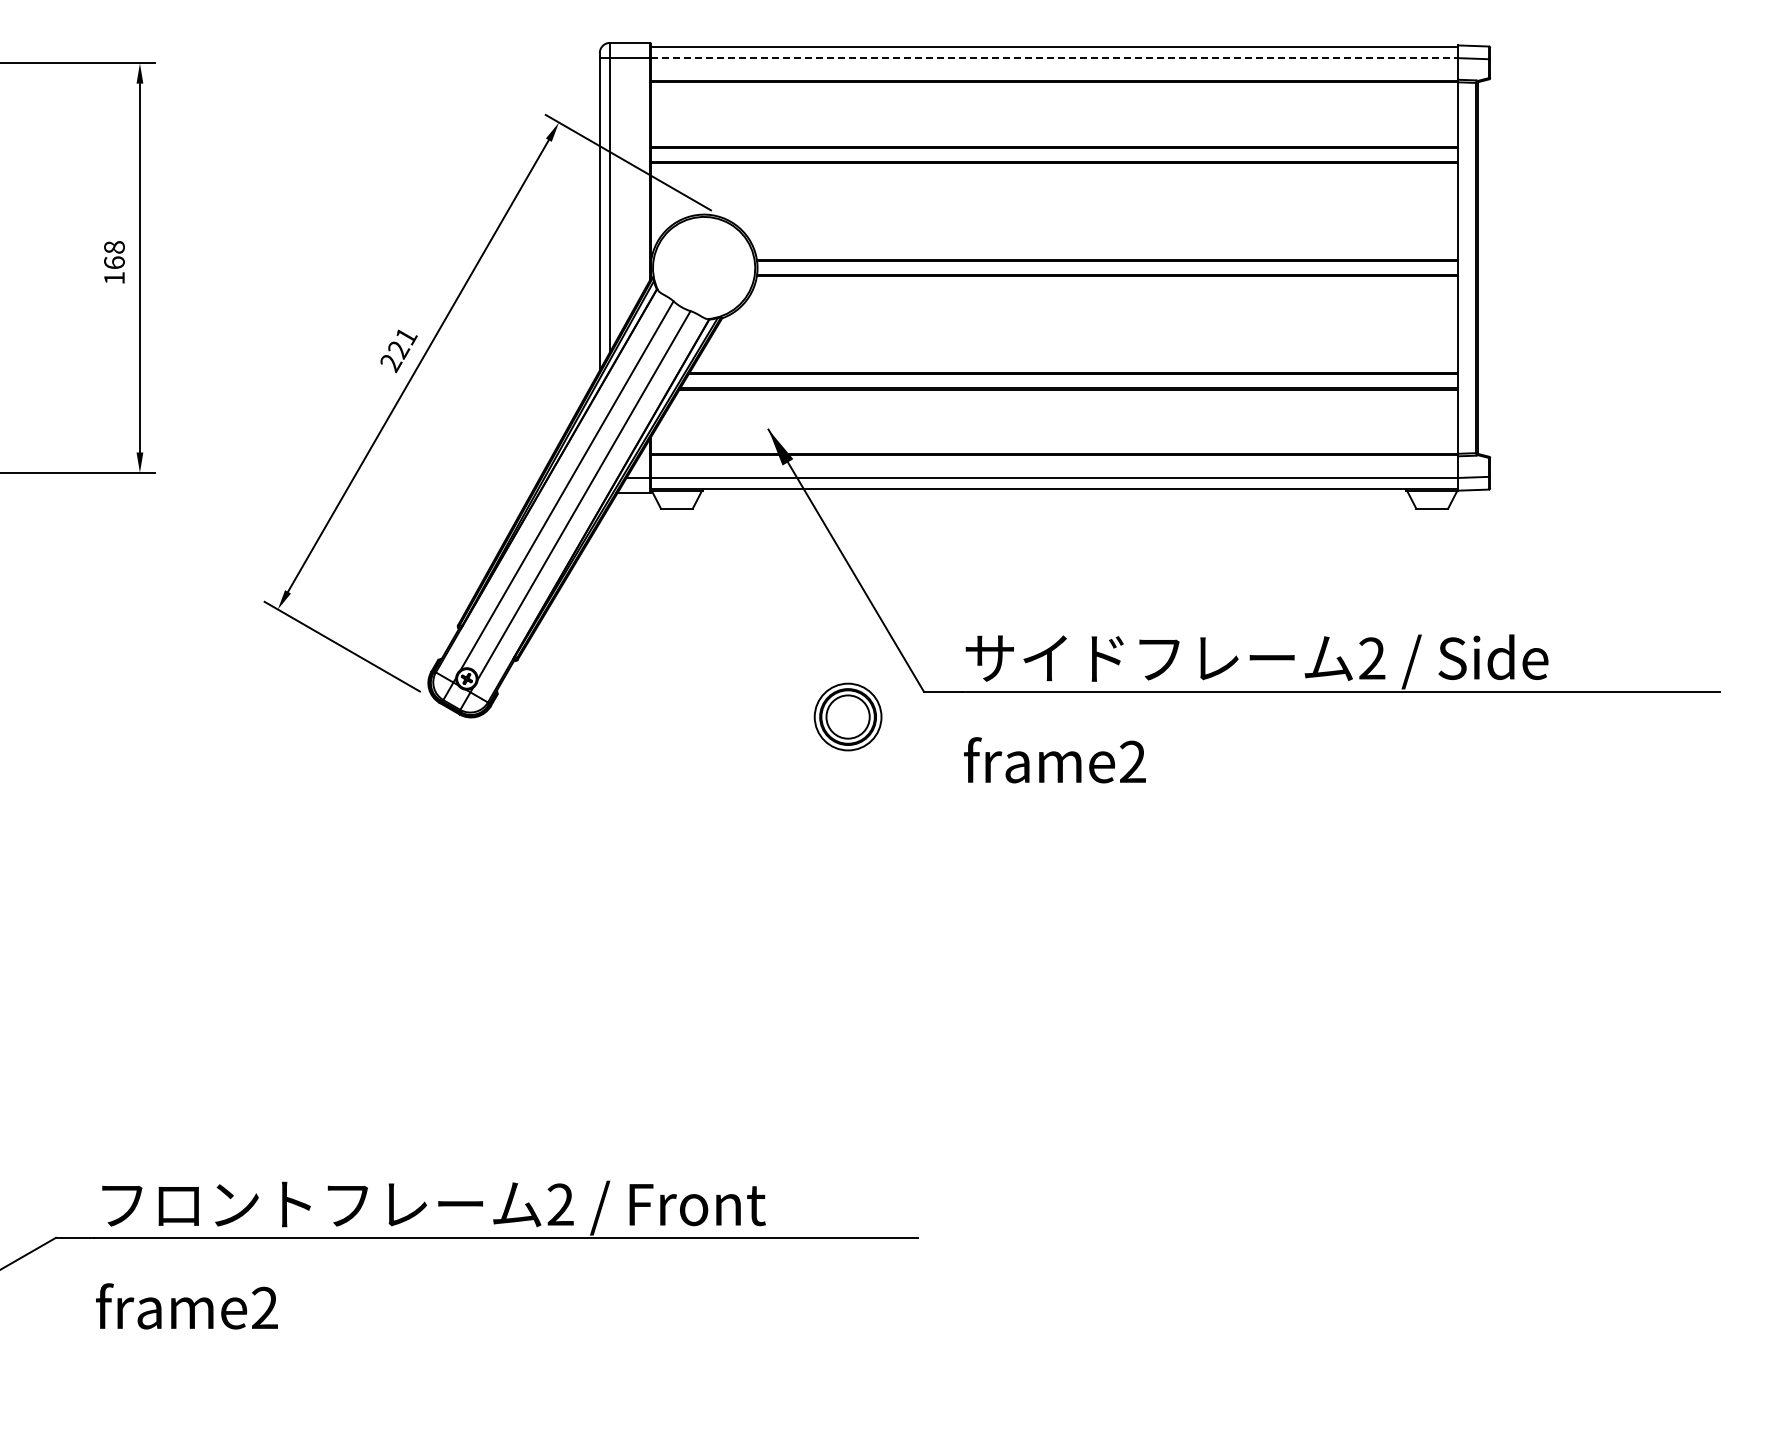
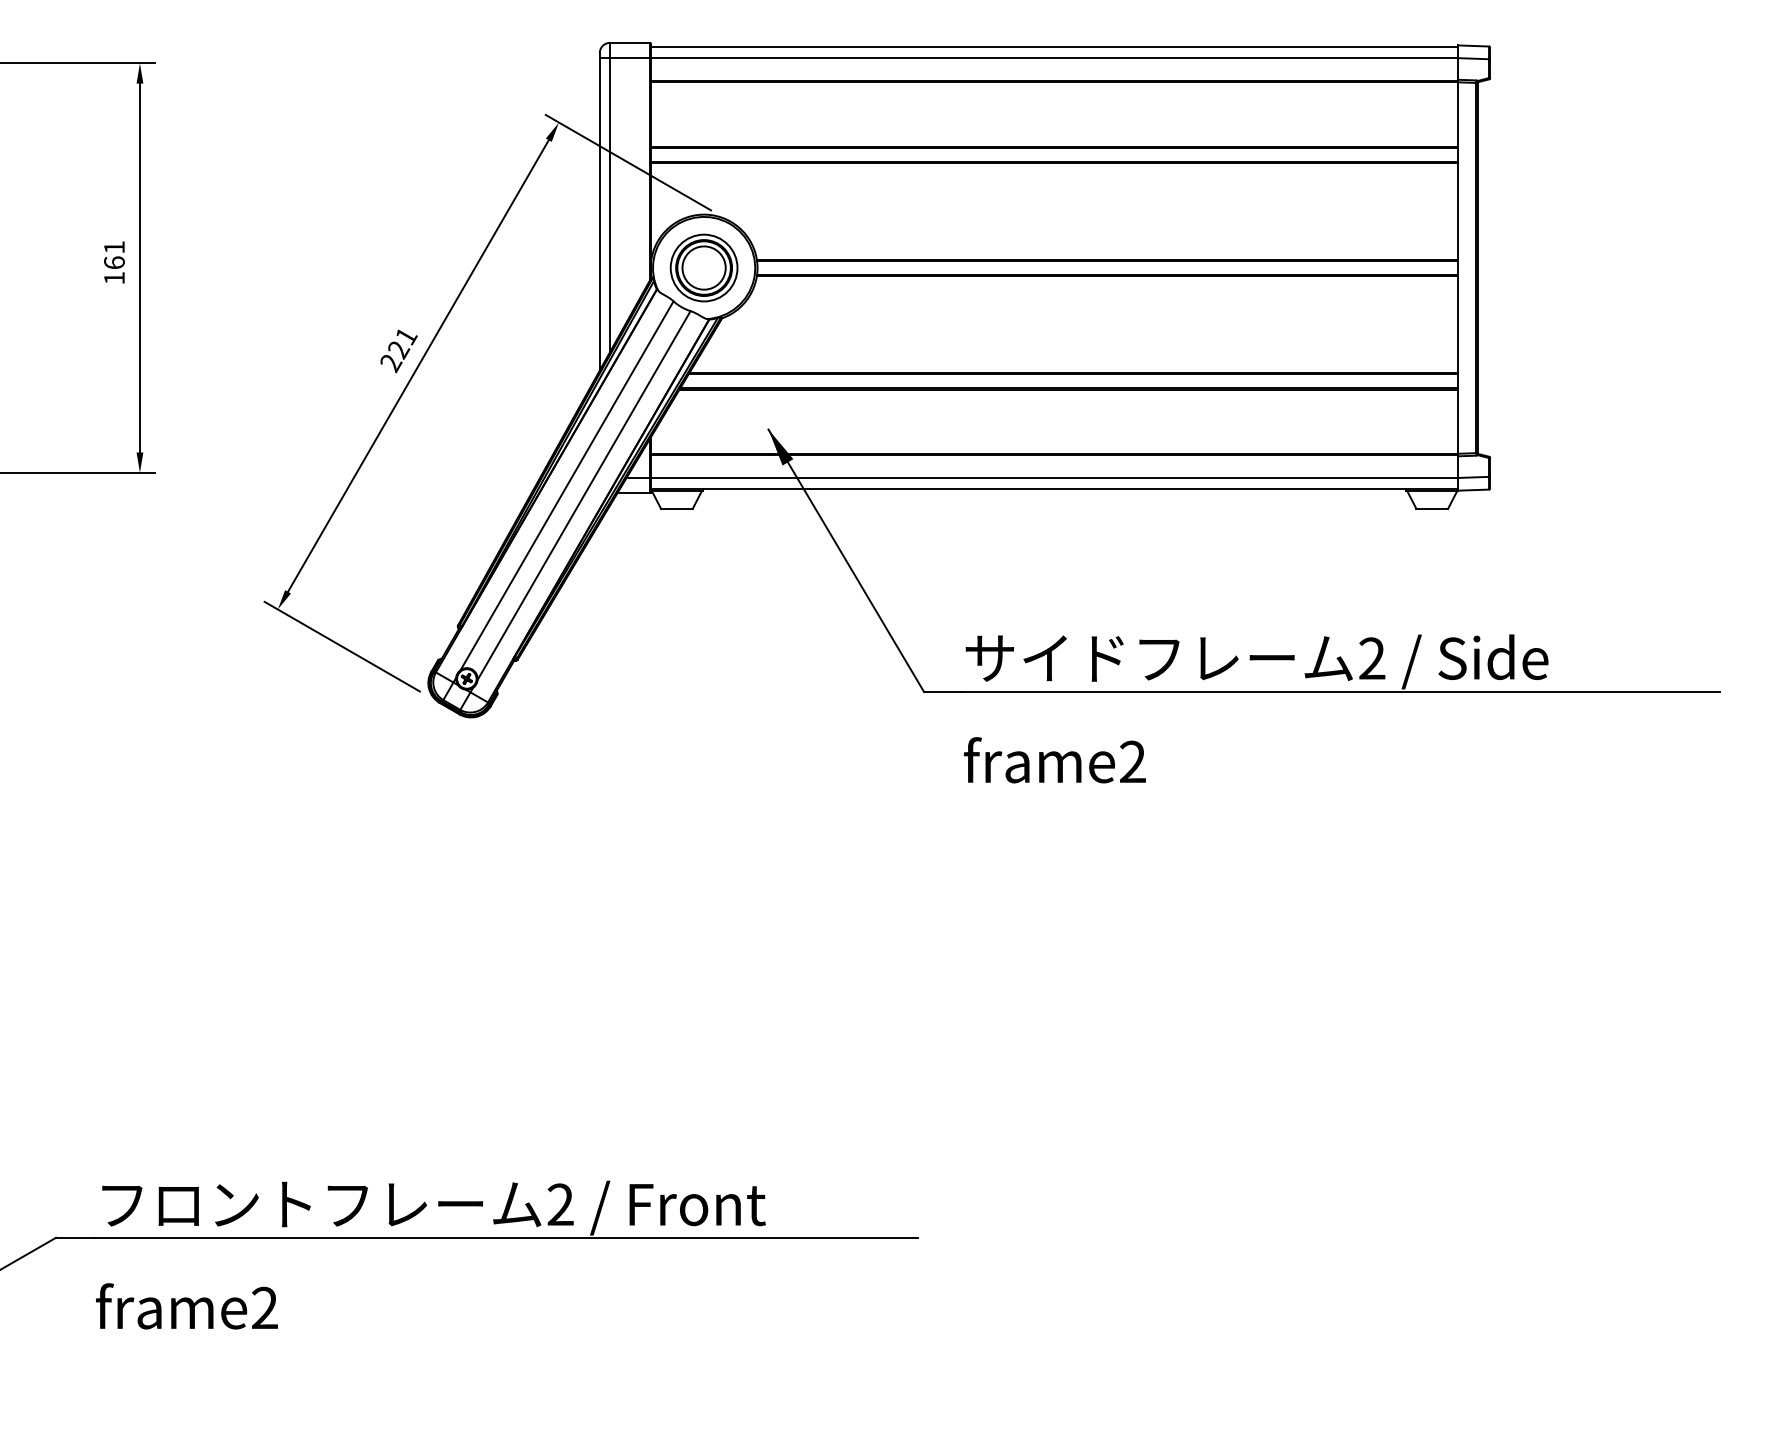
line: dashed -> solid (1054, 58)
text: 168 -> 161 (114, 247)
part position: (847, 716) -> (703, 267) (703, 267)
